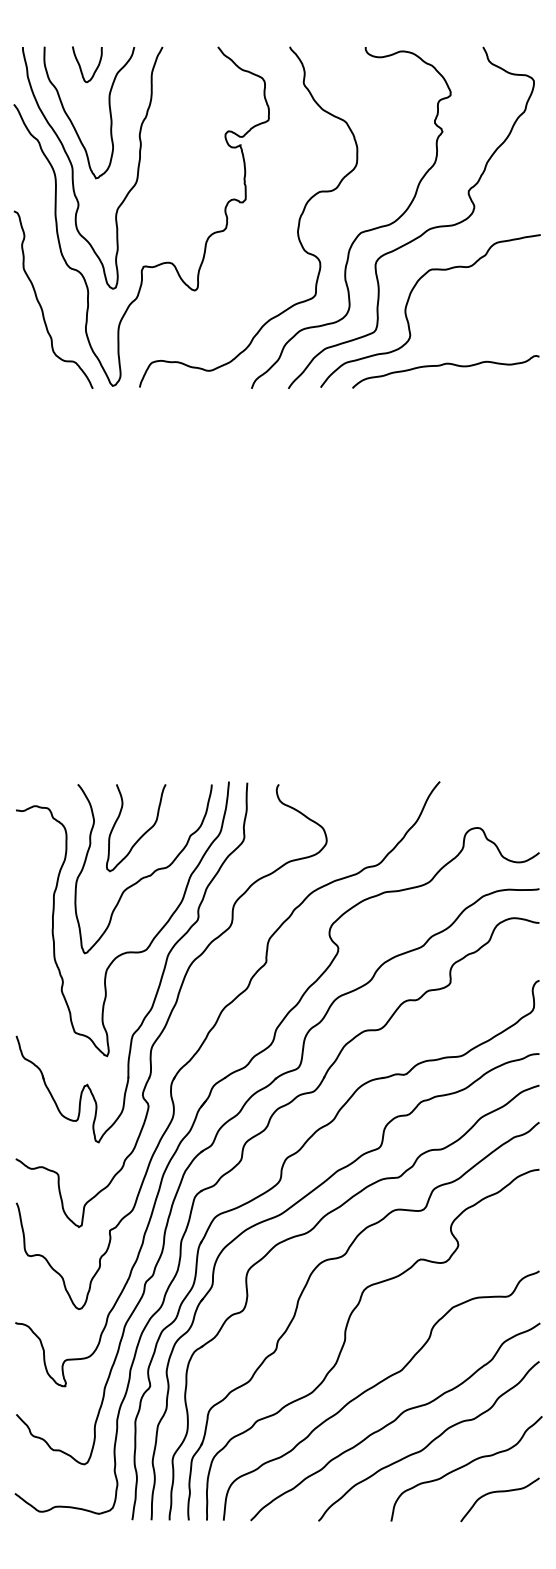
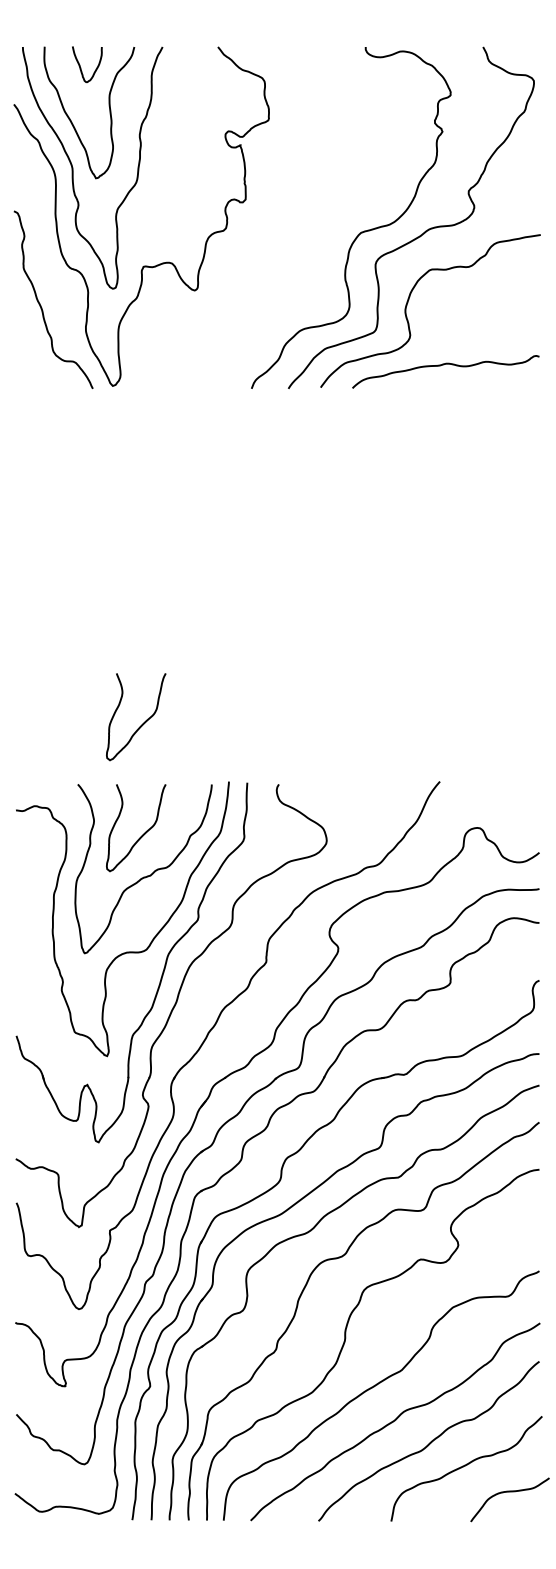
curve: present -> none (297, 226)
curve: none -> present (142, 723)
curve position: (499, 1492) -> (509, 1492) (509, 1492)
